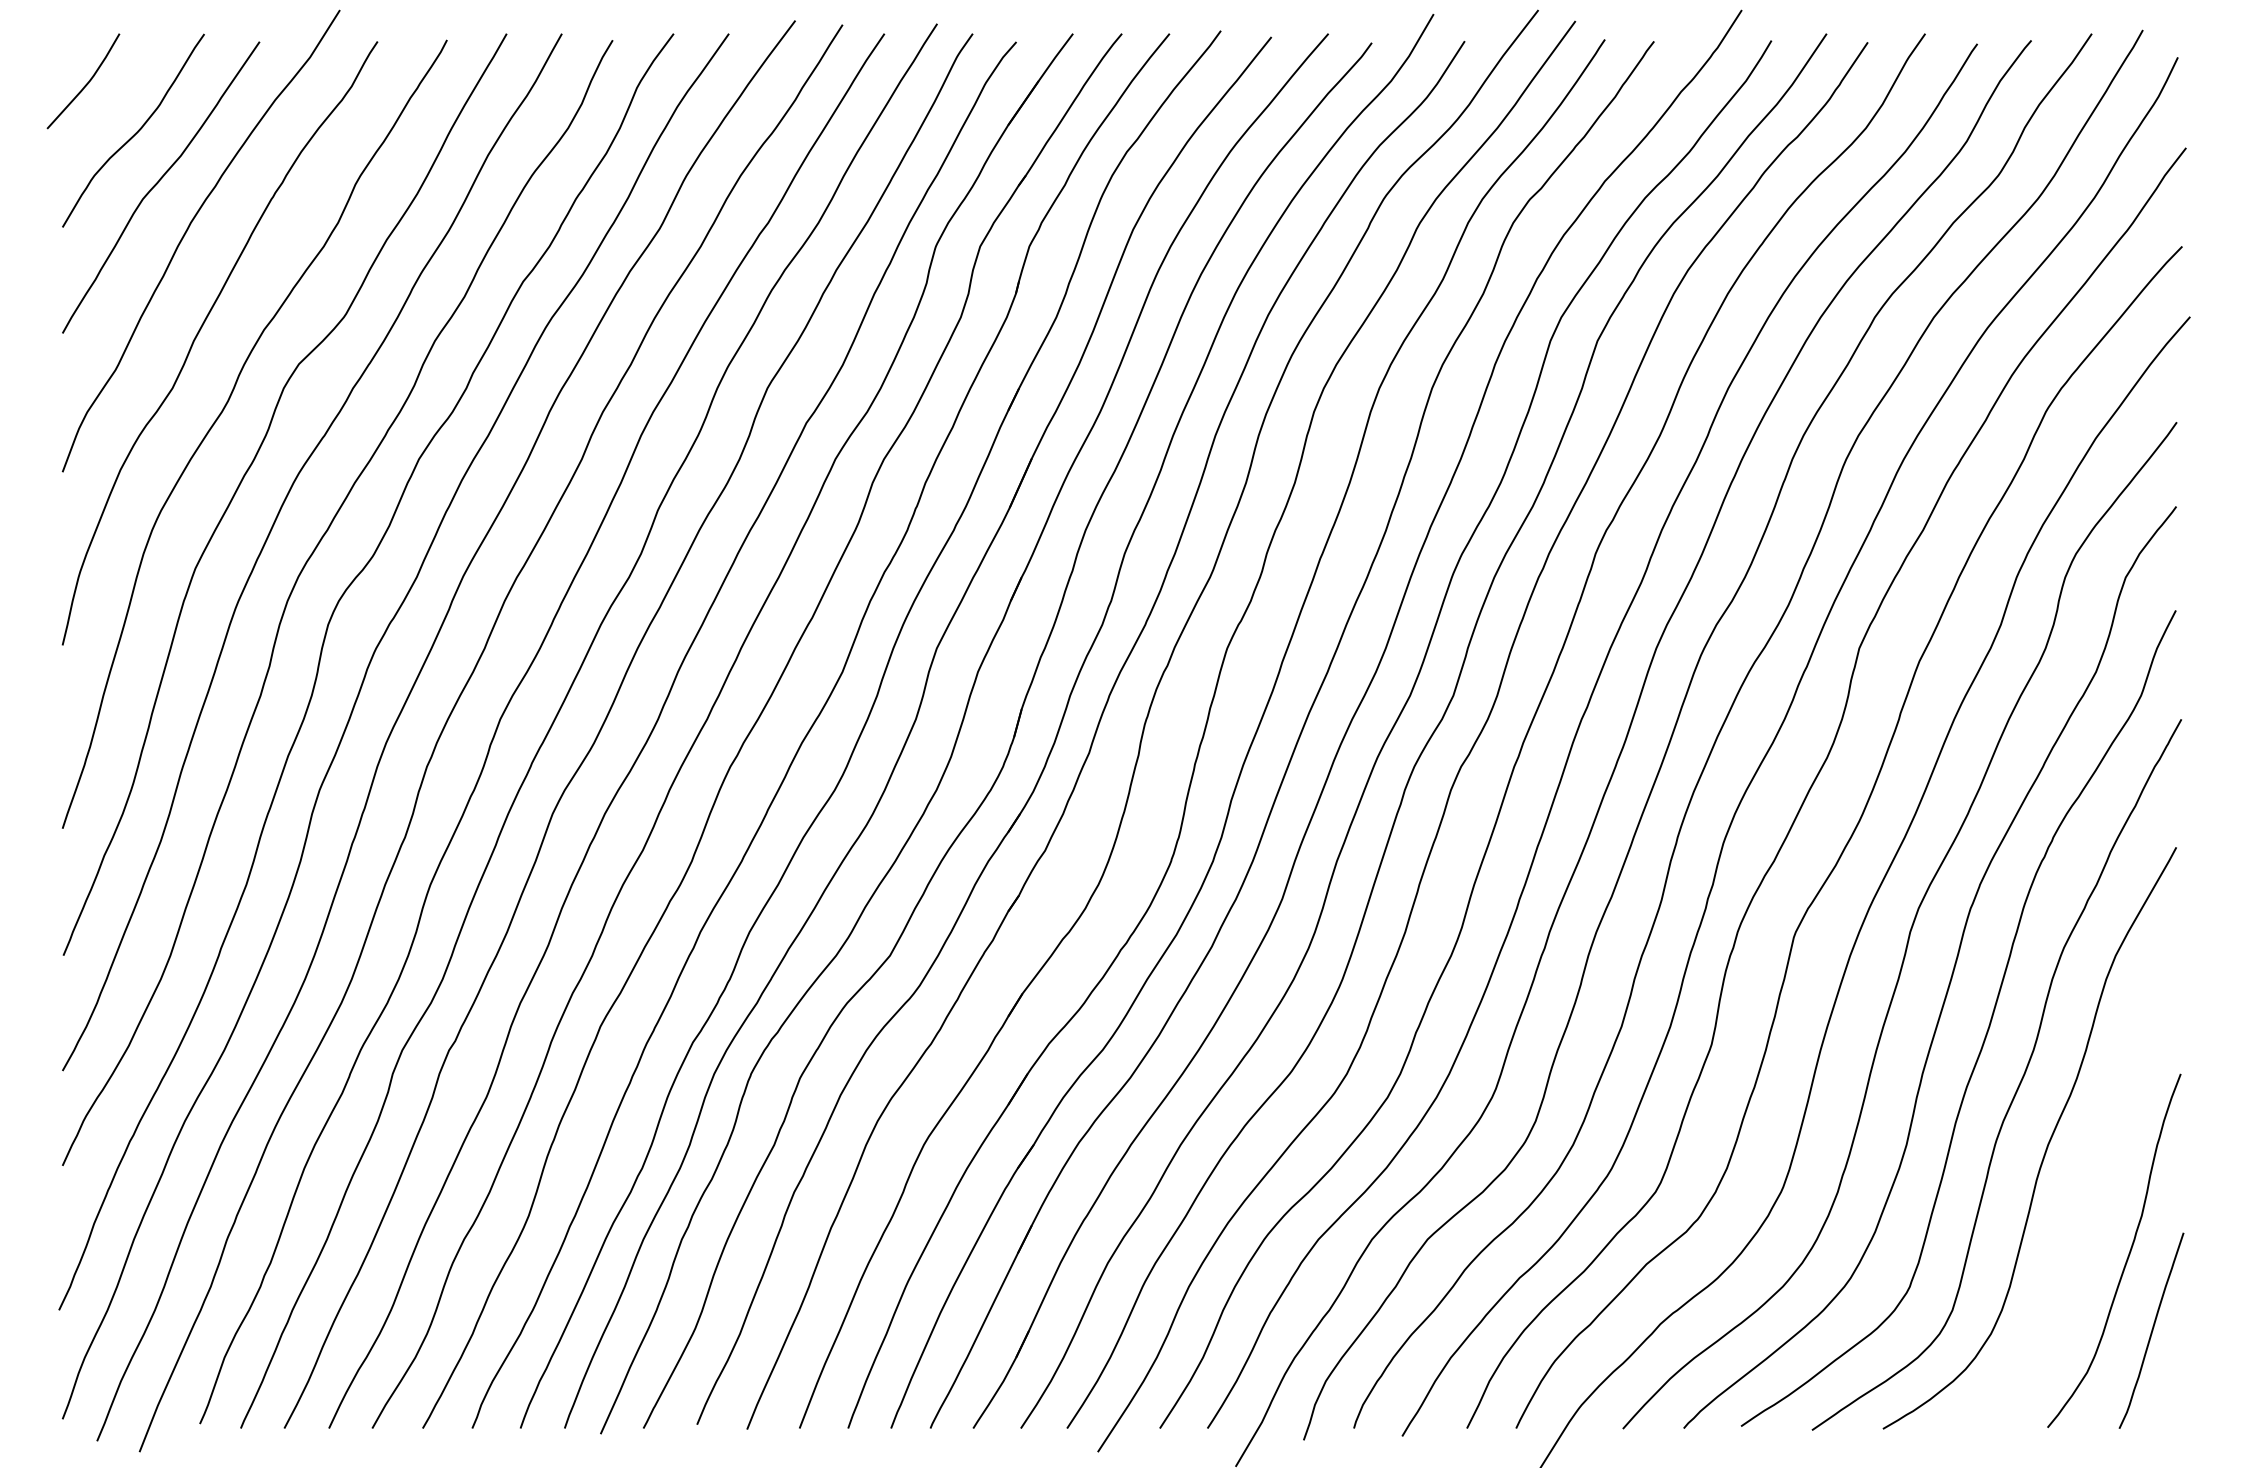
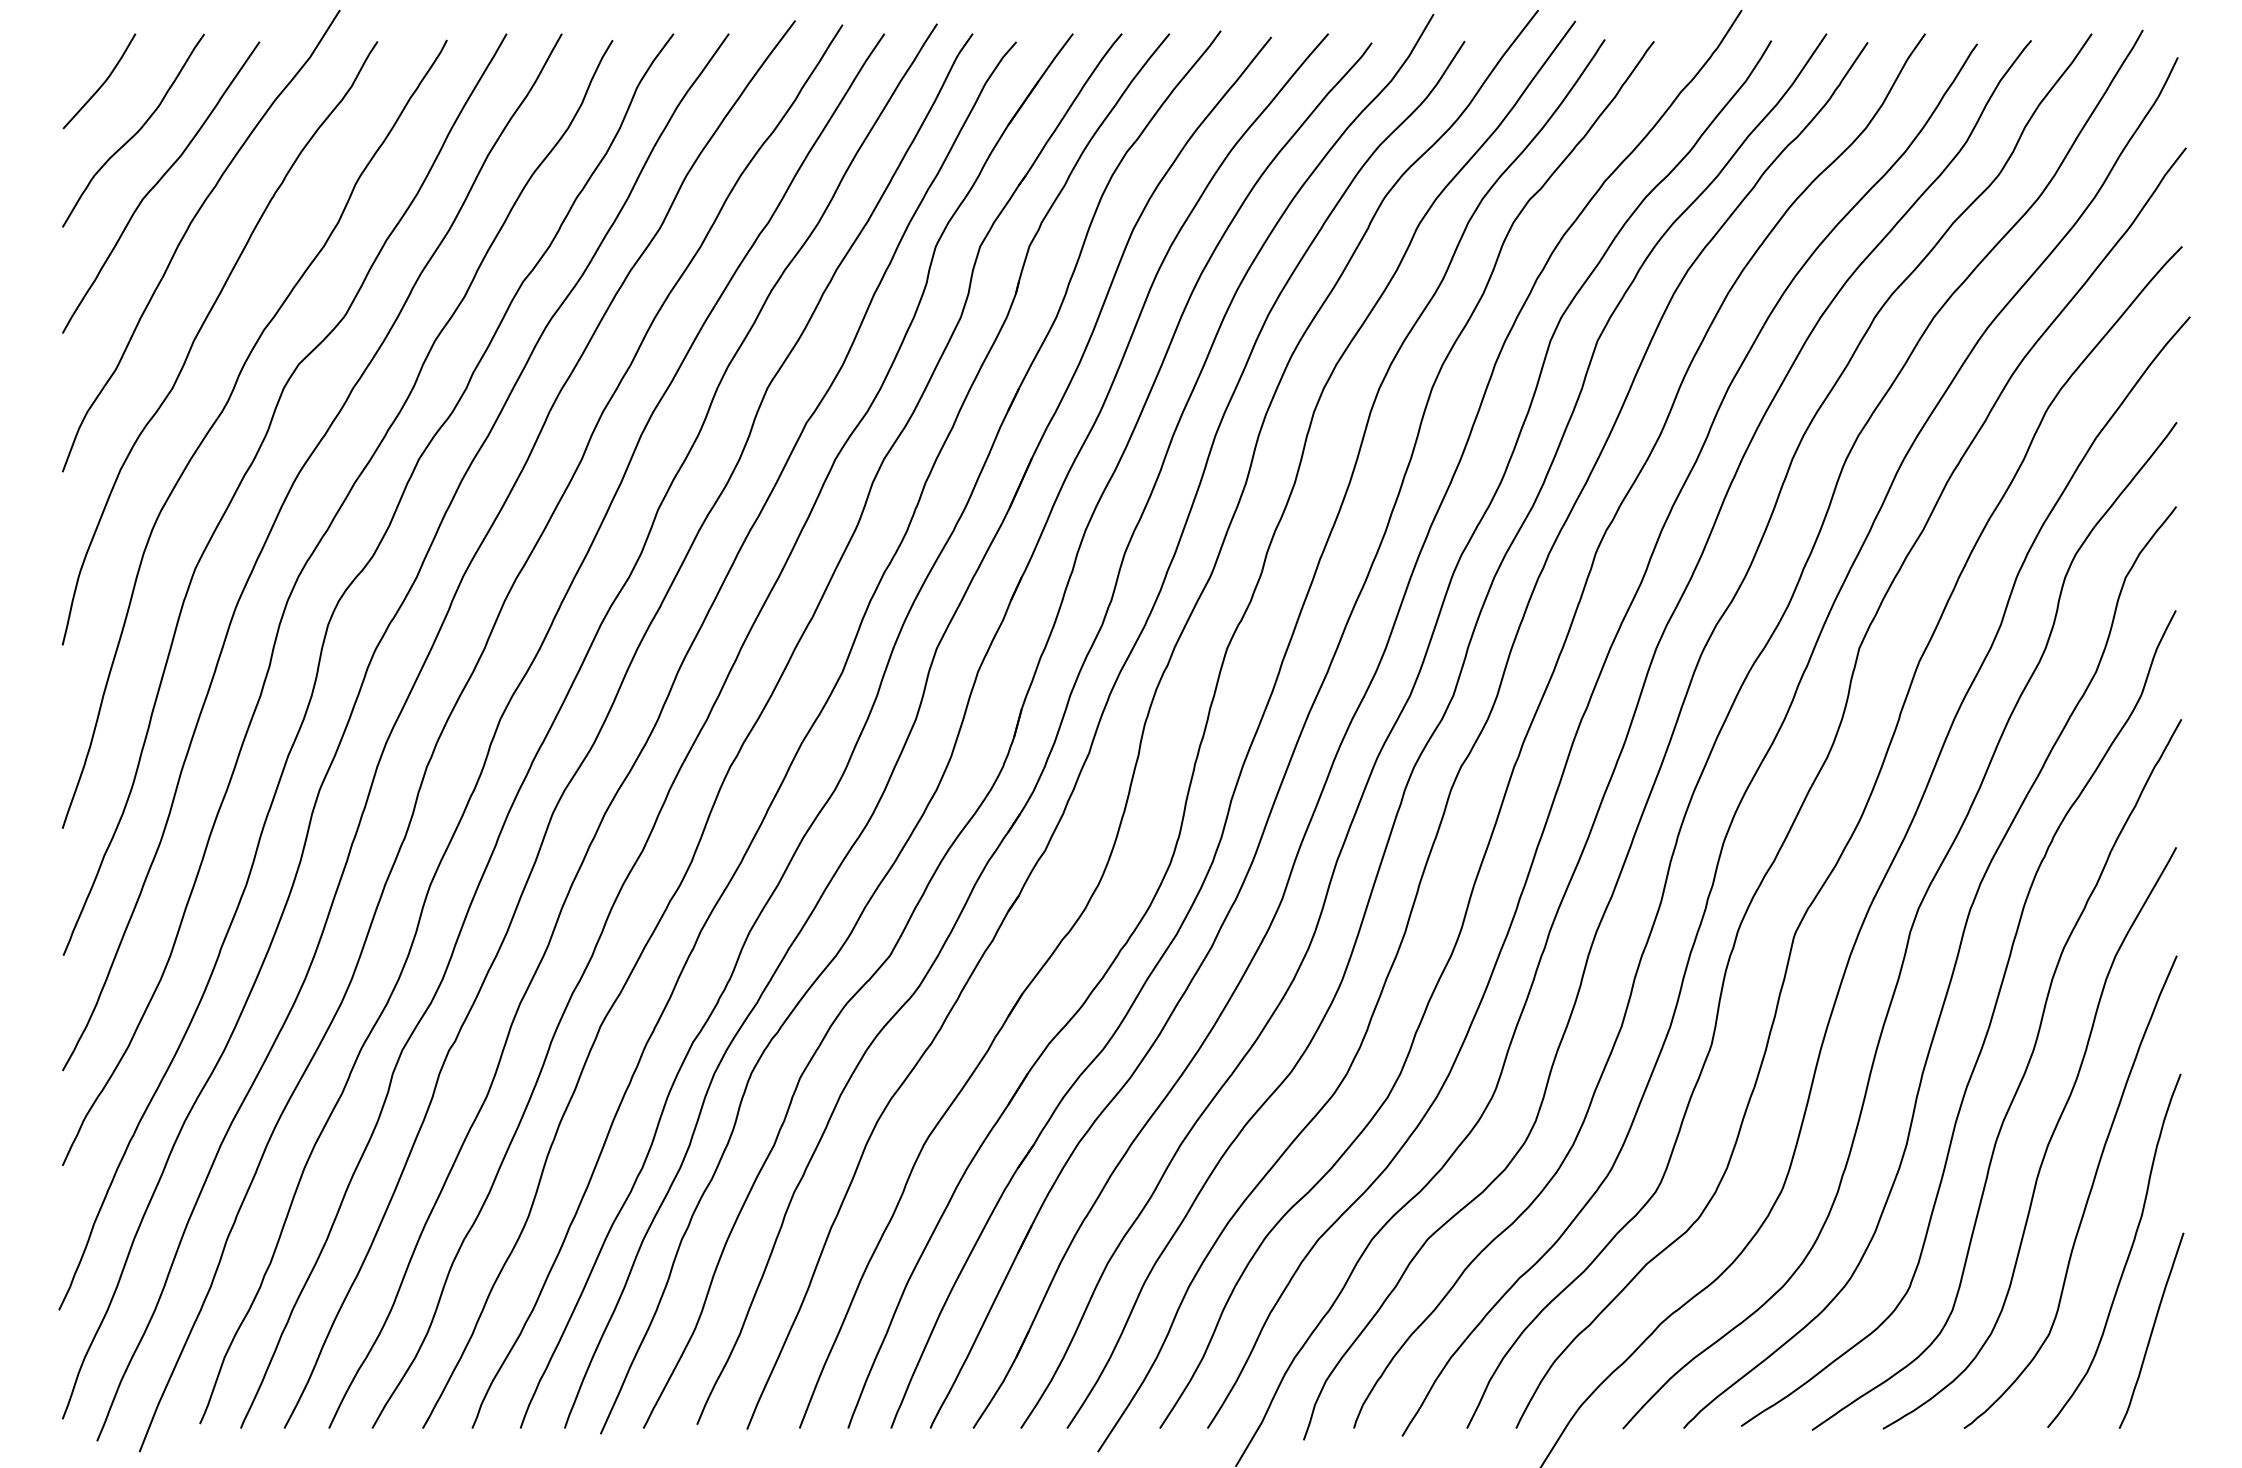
curve position: (86, 83) -> (102, 83) (102, 83)
curve: none -> present (2087, 1197)
